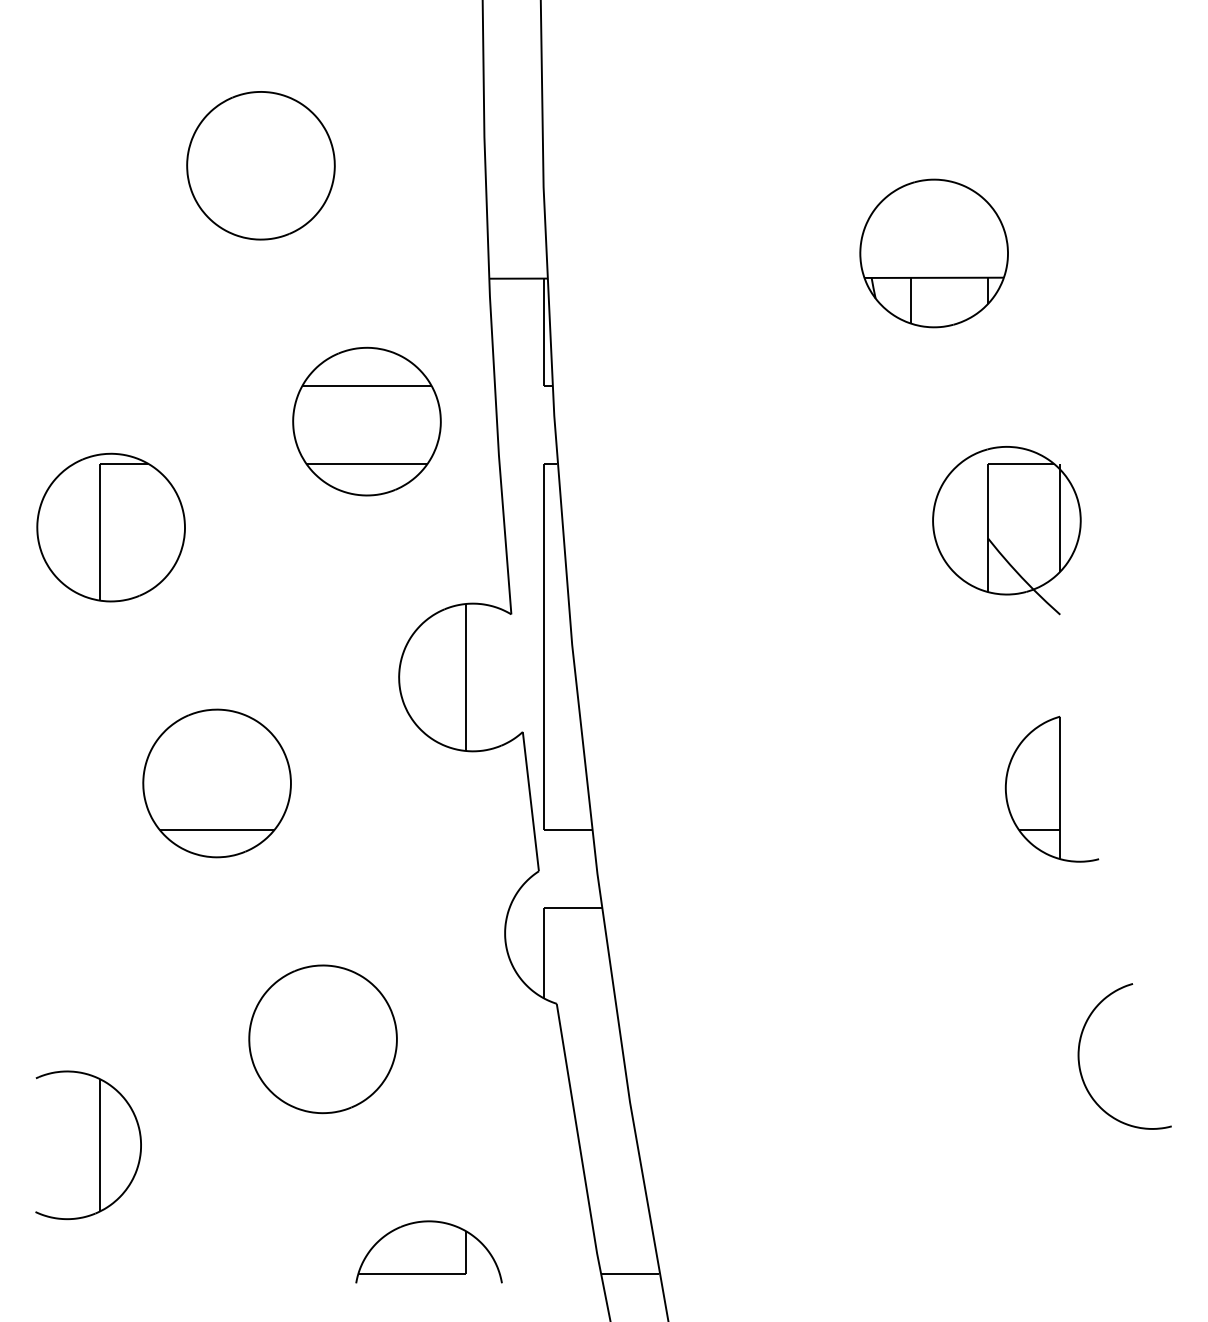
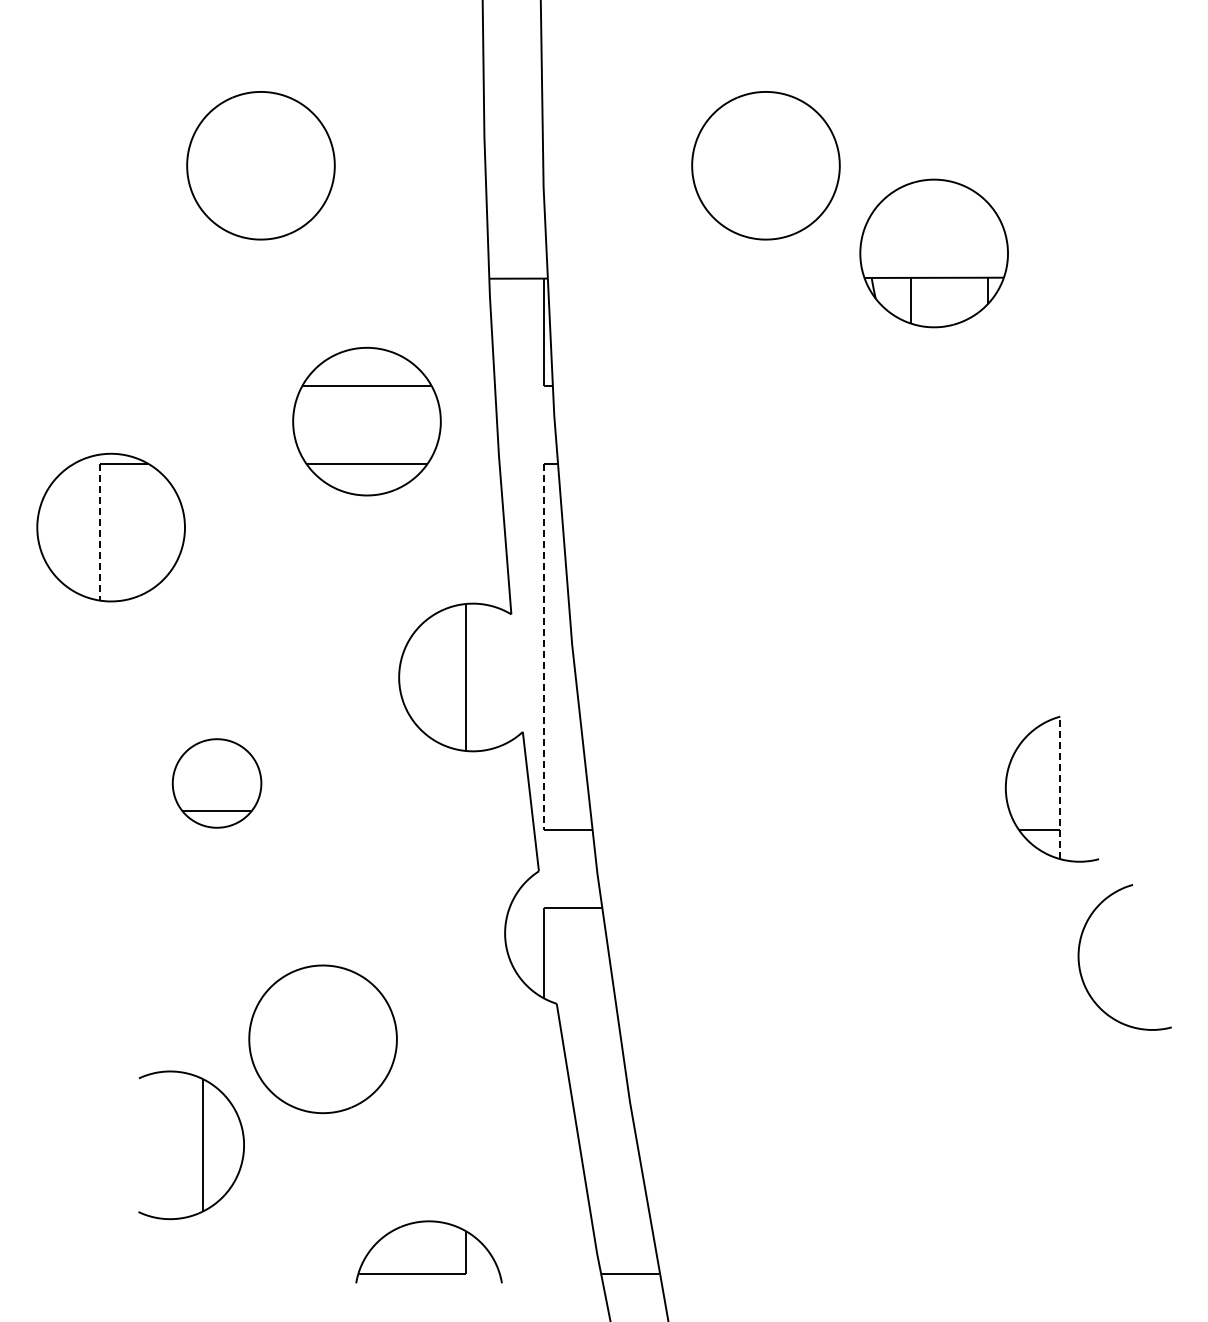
part: none -> present (765, 165)
part: present -> none (1006, 530)
line: solid -> dashed (99, 532)
line: solid -> dashed (544, 647)
part size: 150x151 px -> 92x91 px (216, 783)
line: solid -> dashed (1060, 787)
curve position: (1080, 1064) -> (1080, 965) (1080, 965)
part position: (99, 1145) -> (202, 1145) (202, 1145)
